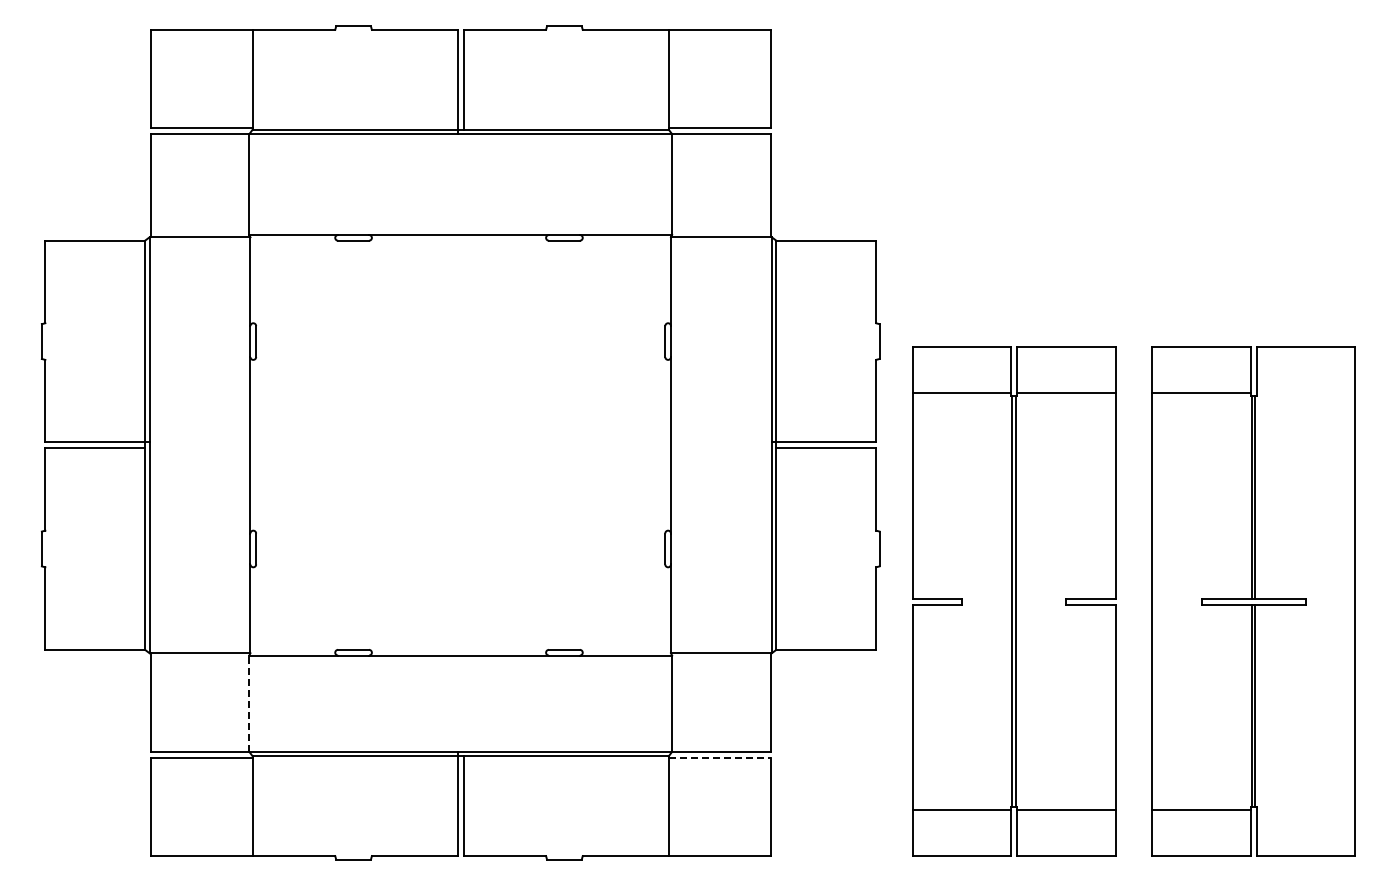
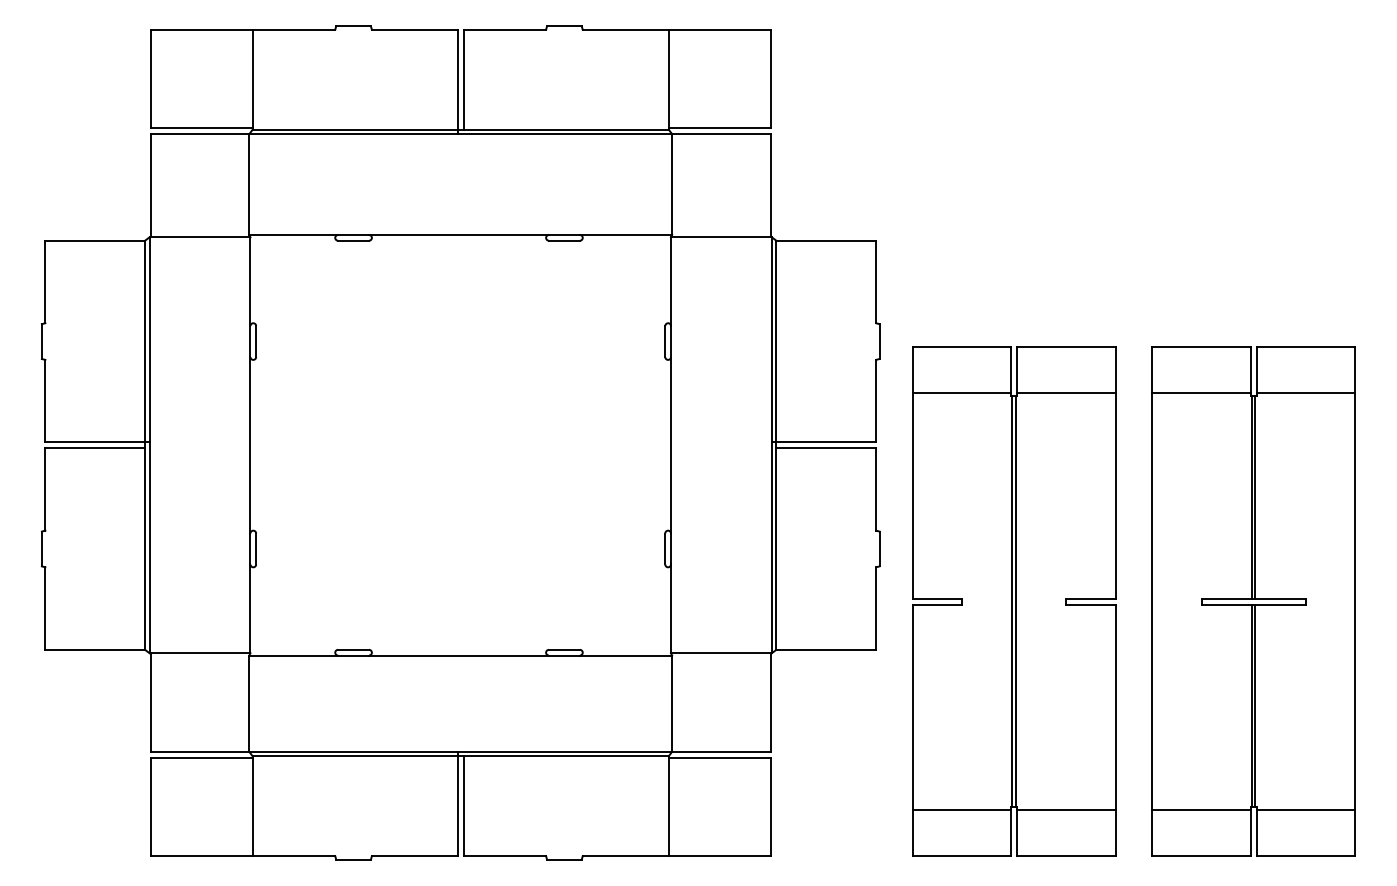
line: none -> present (1305, 393)
line: dashed -> solid (249, 703)
line: dashed -> solid (719, 757)
line: none -> present (1305, 810)
